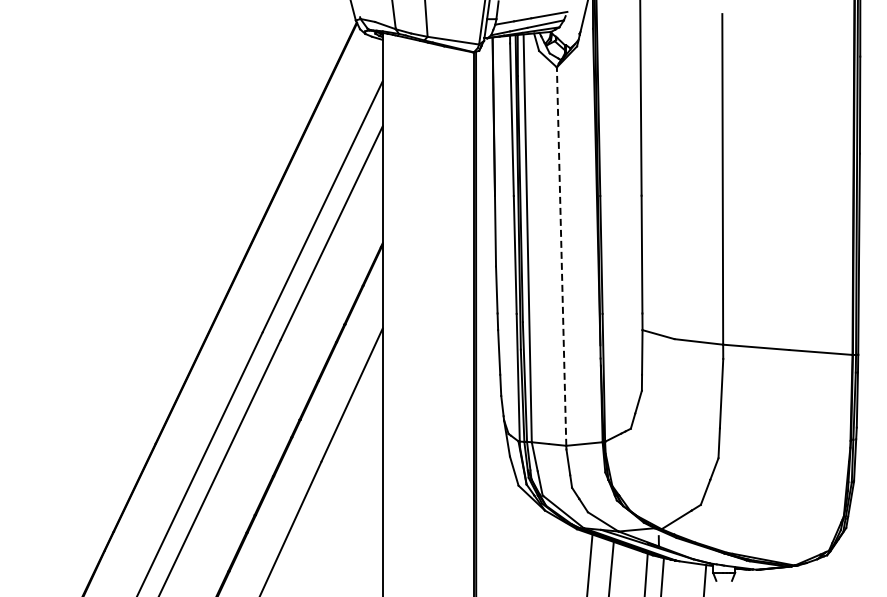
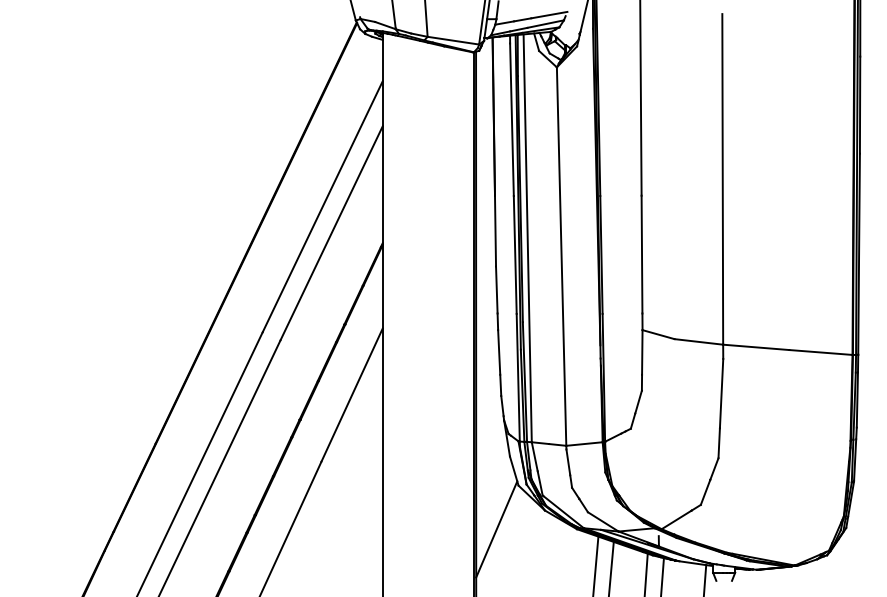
line: dashed -> solid (561, 256)
line: none -> present (496, 529)
line position: (589, 564) -> (595, 564) (595, 564)
